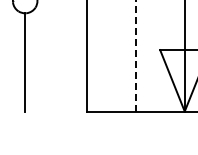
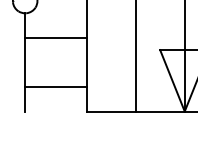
line: none -> present (55, 37)
line: dashed -> solid (135, 55)
line: none -> present (55, 86)
